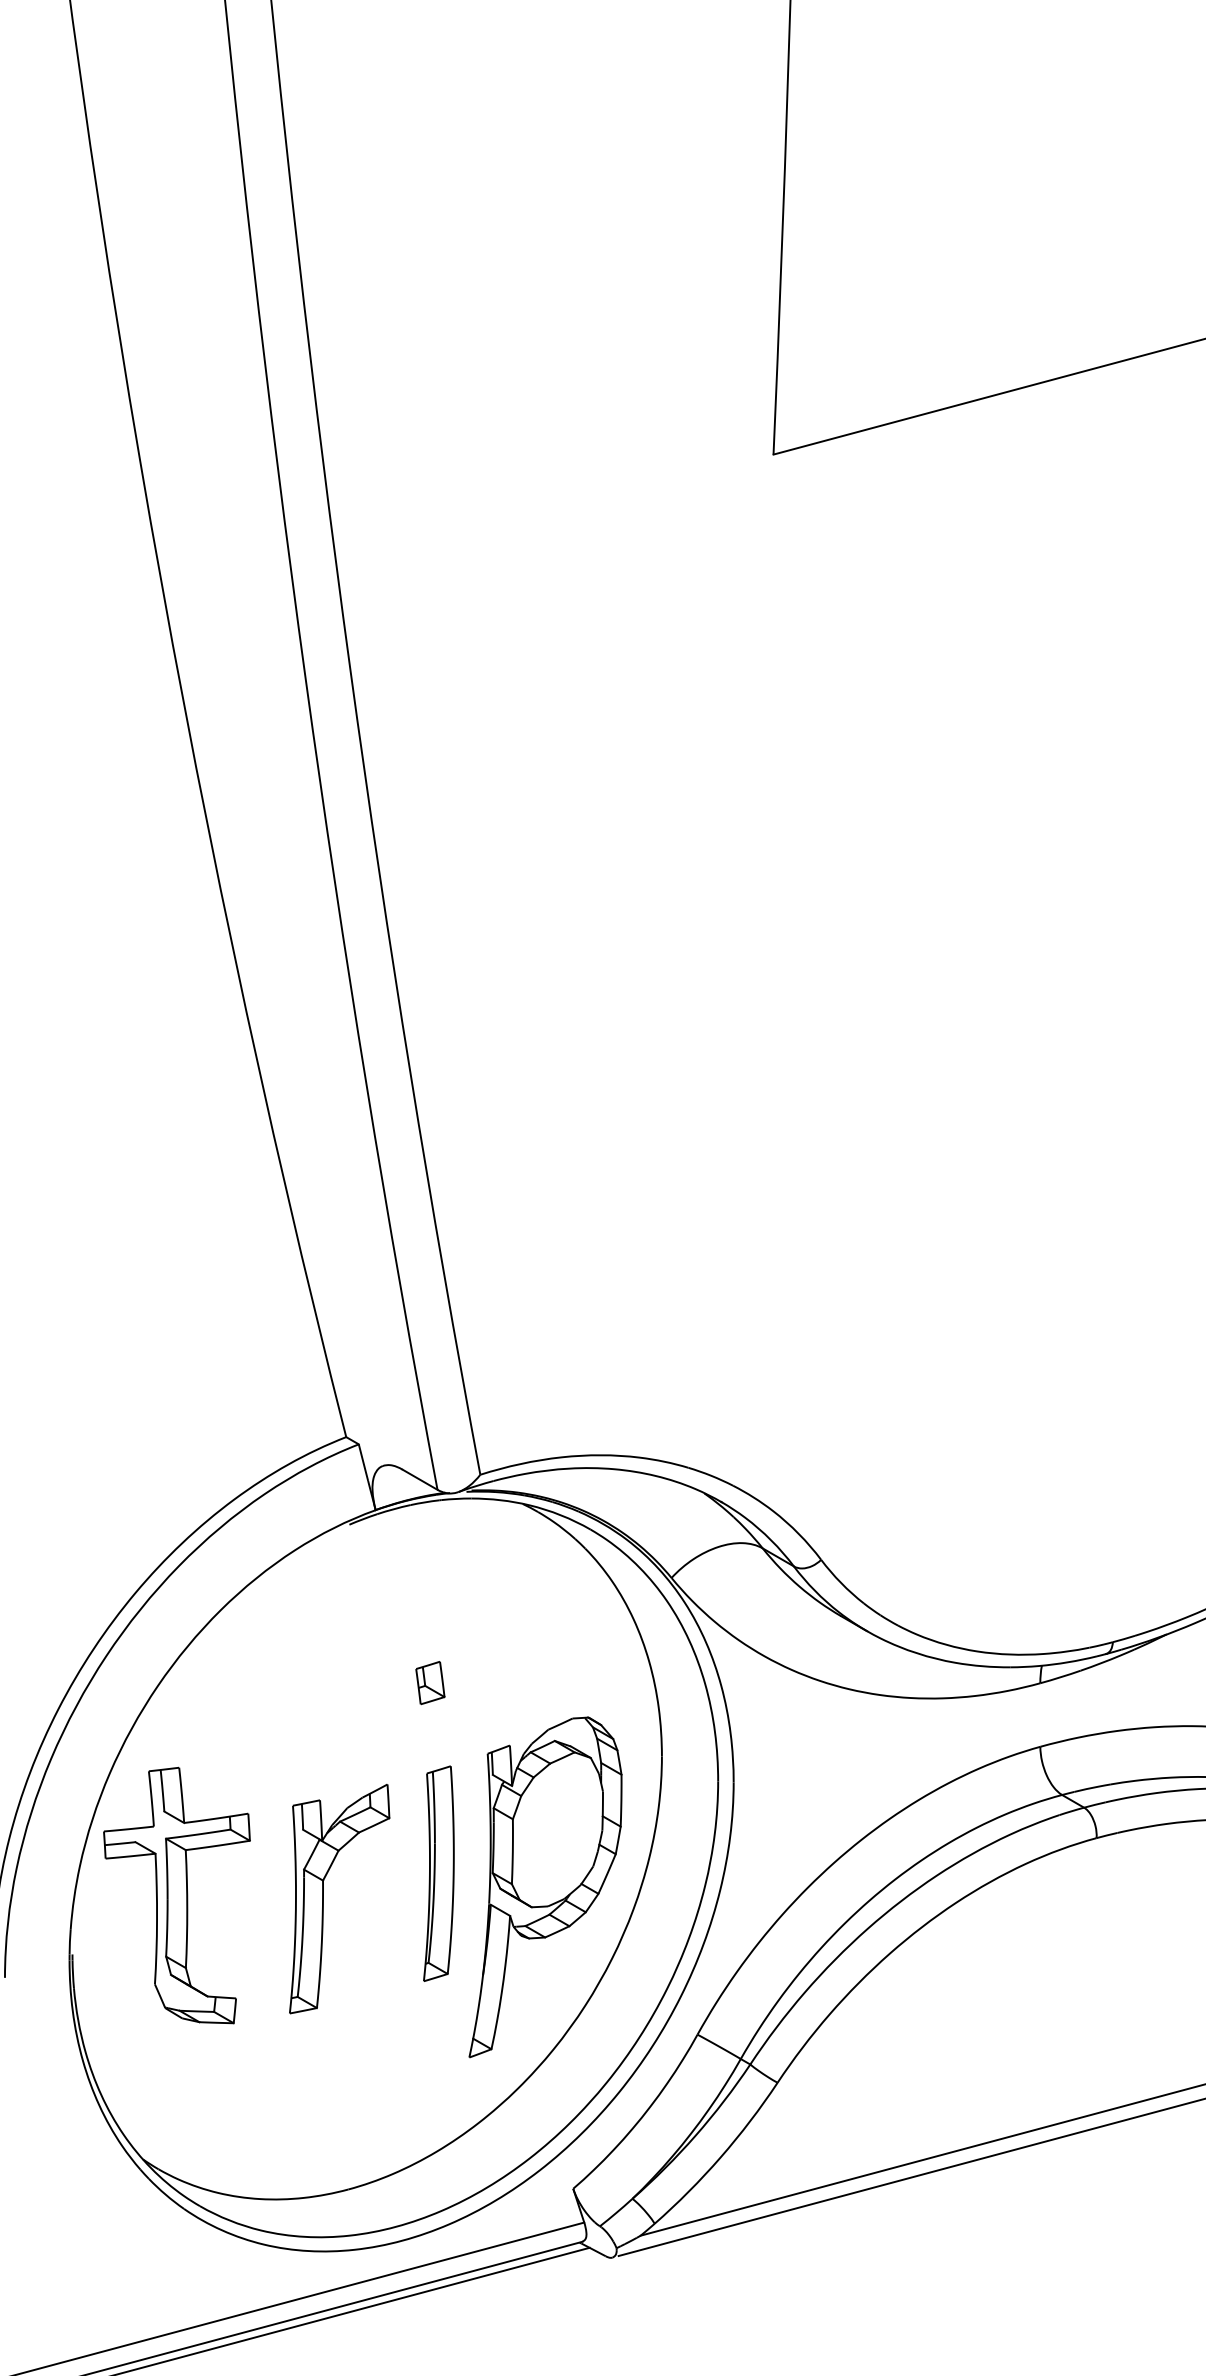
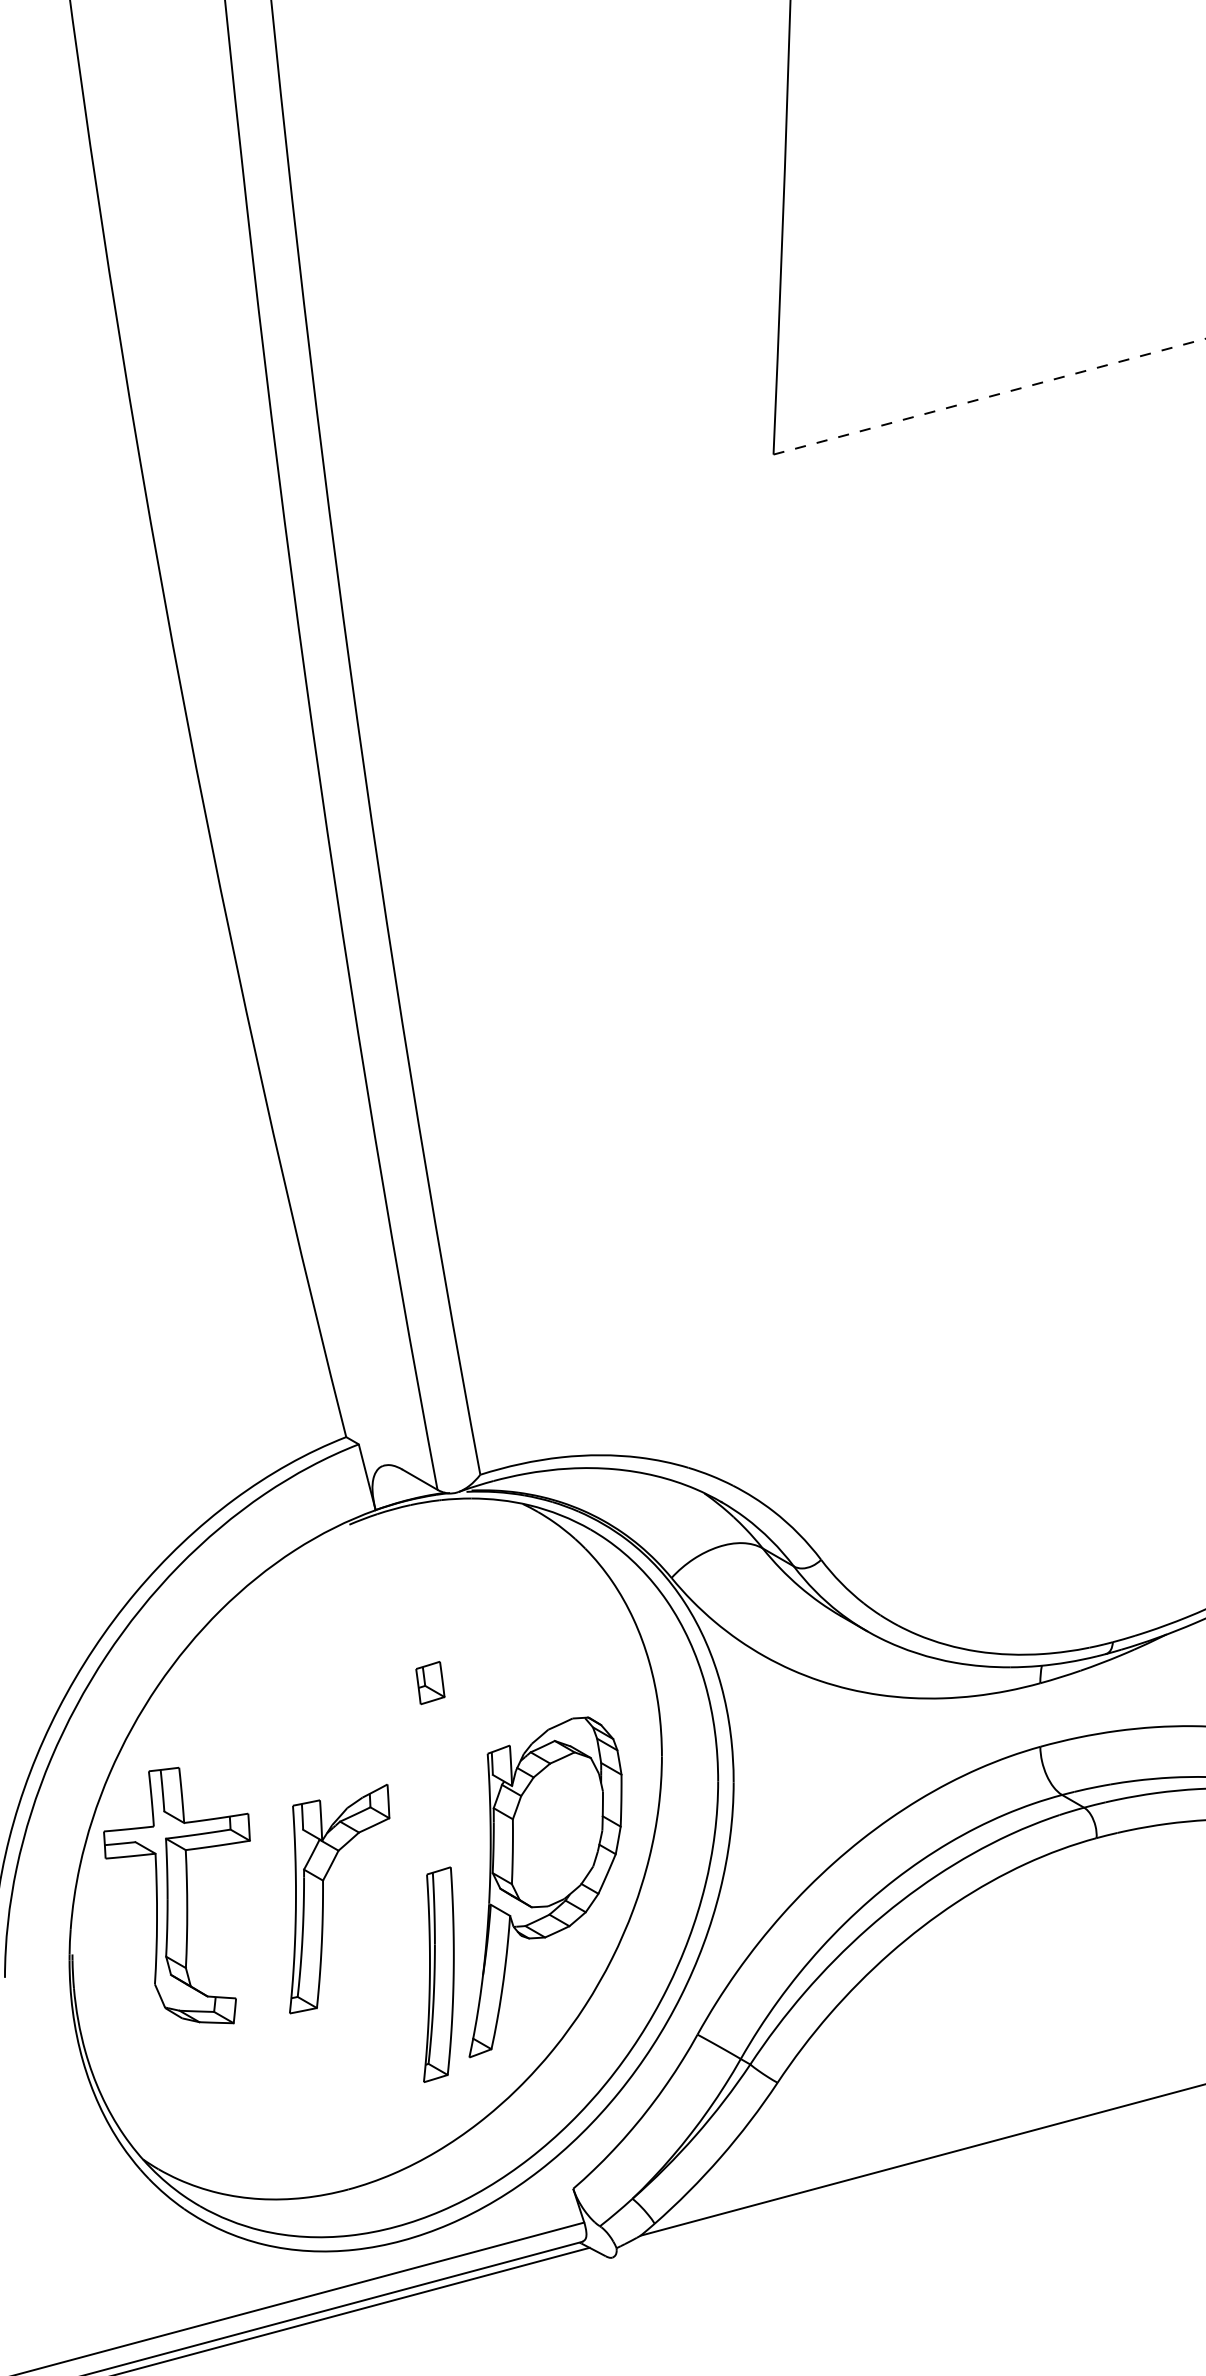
line: solid -> dashed (989, 396)
part position: (438, 1873) -> (438, 1974) (438, 1974)
line: present -> none (910, 2177)
